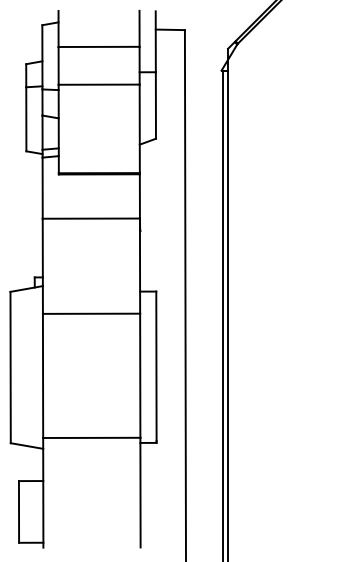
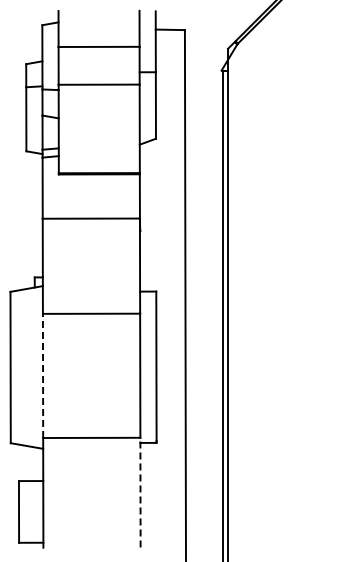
line: solid -> dashed (43, 375)
line: solid -> dashed (140, 492)
